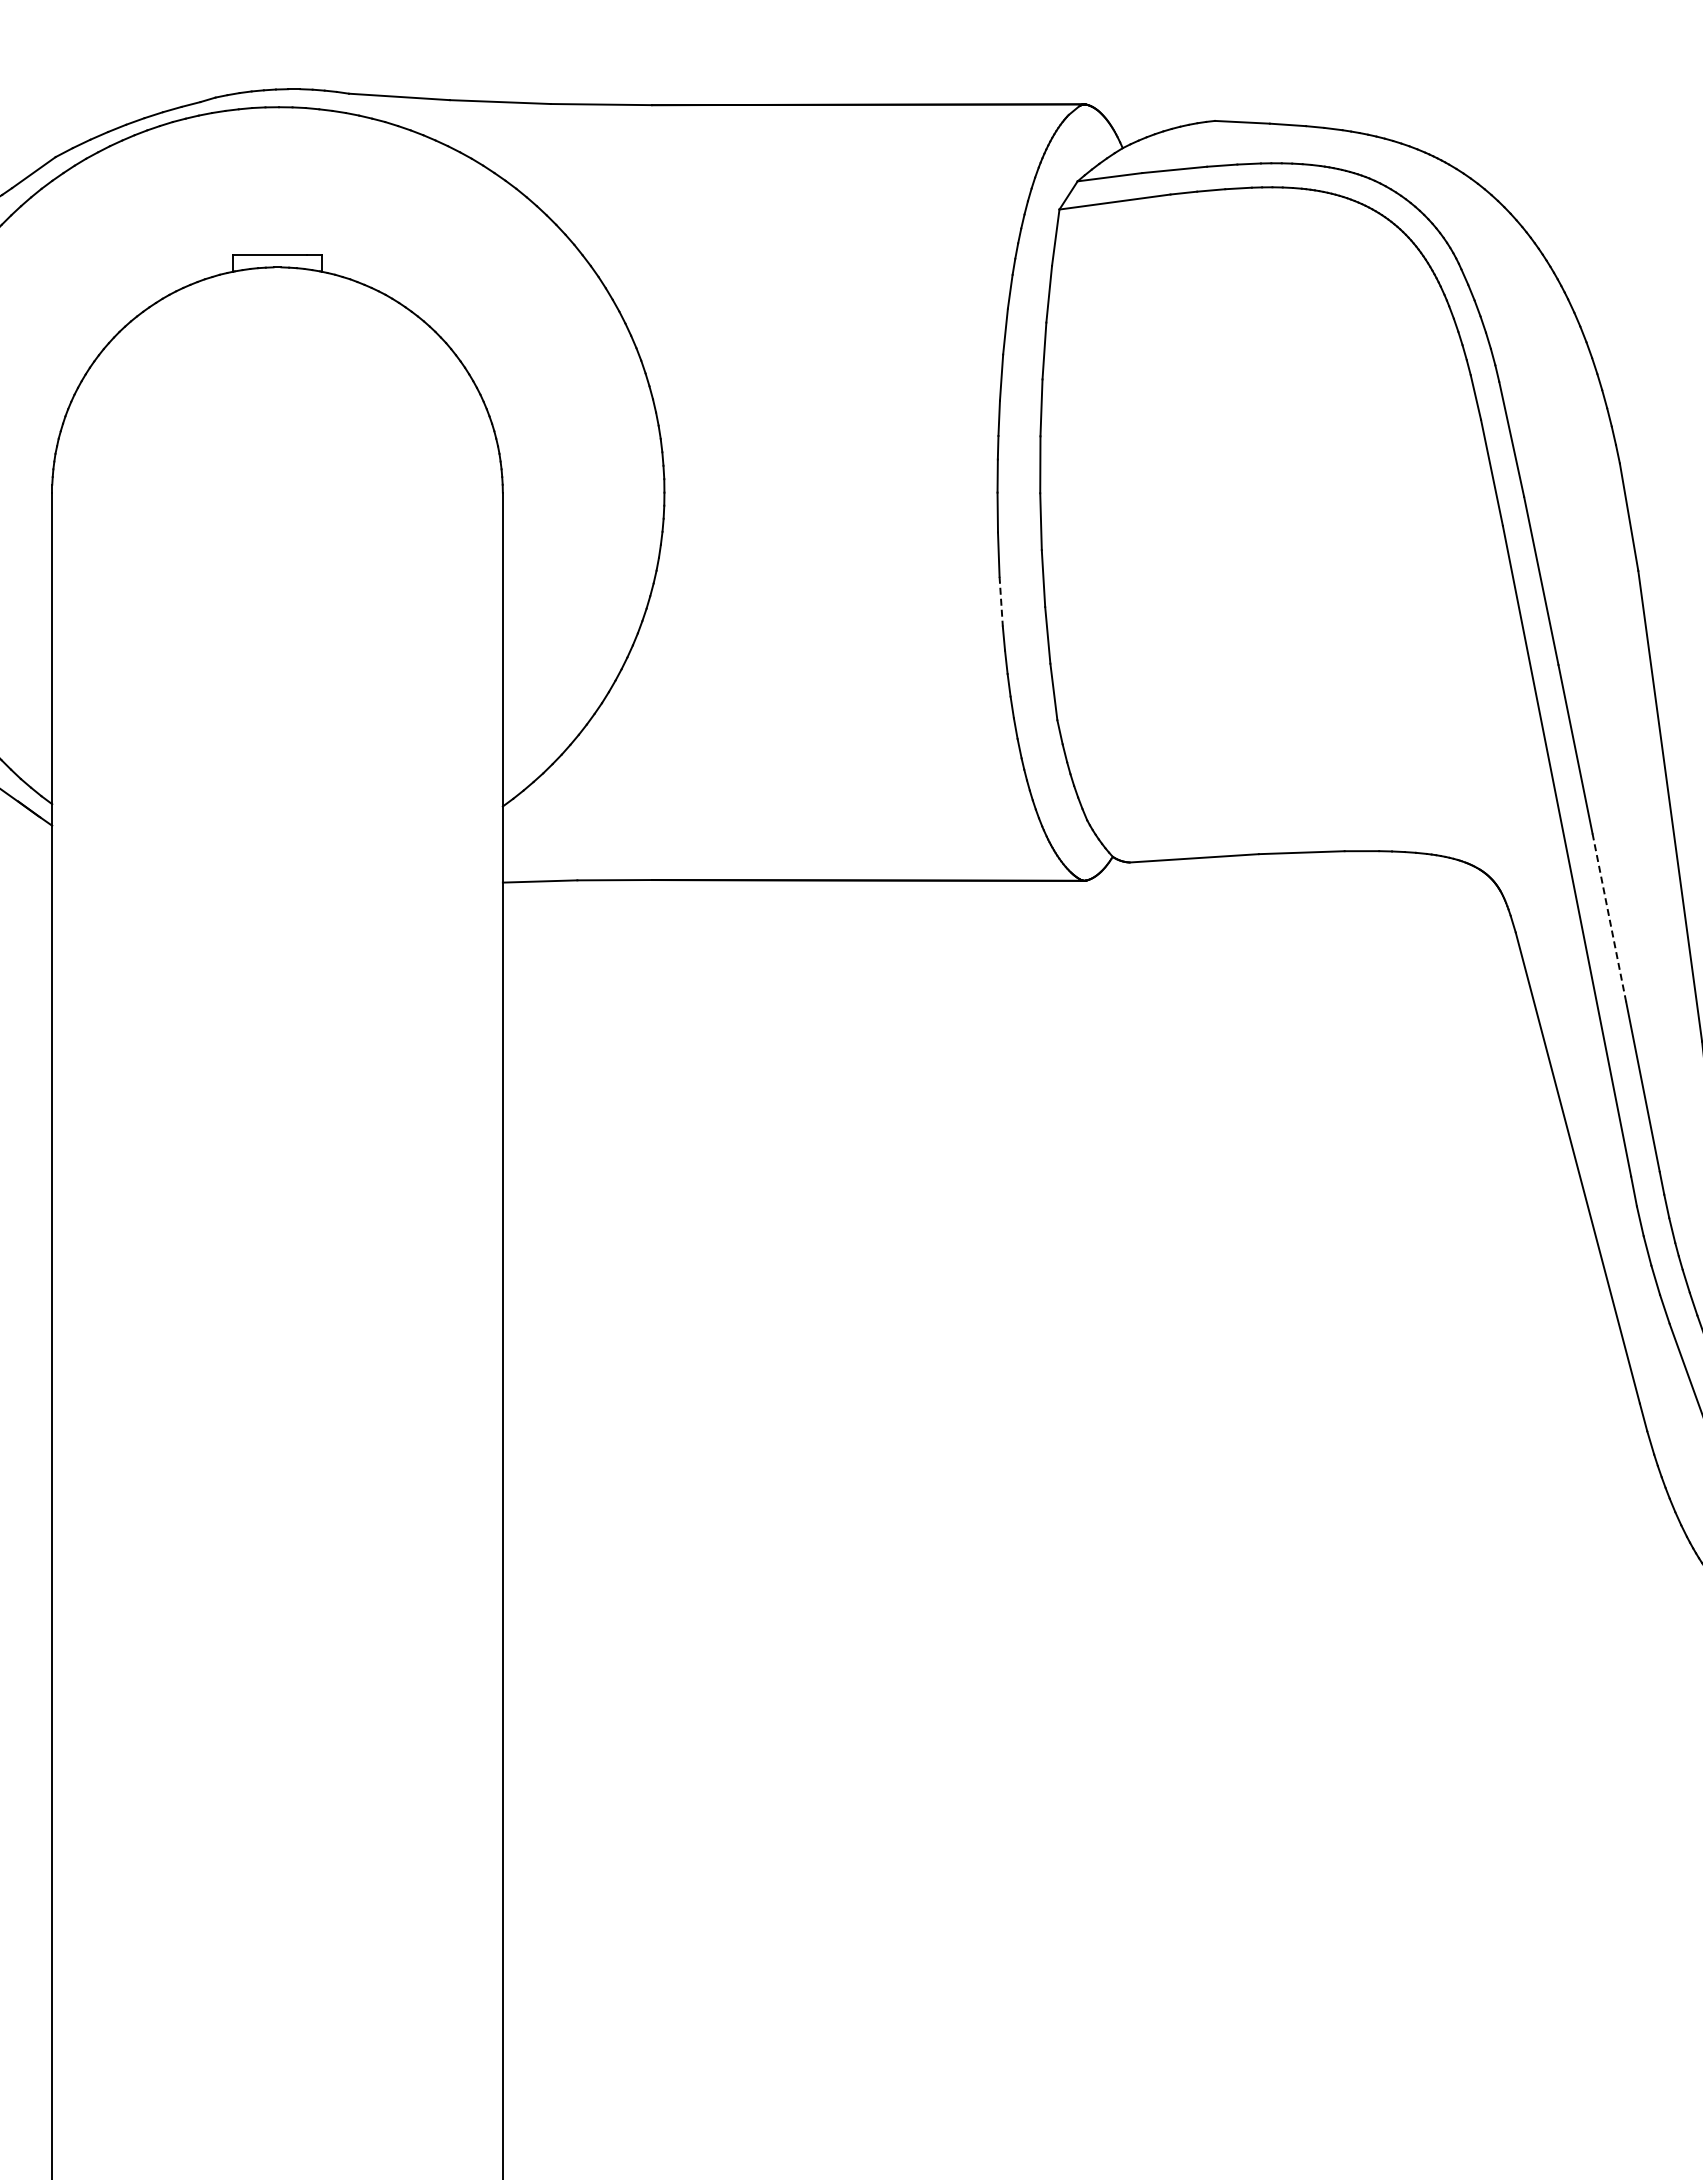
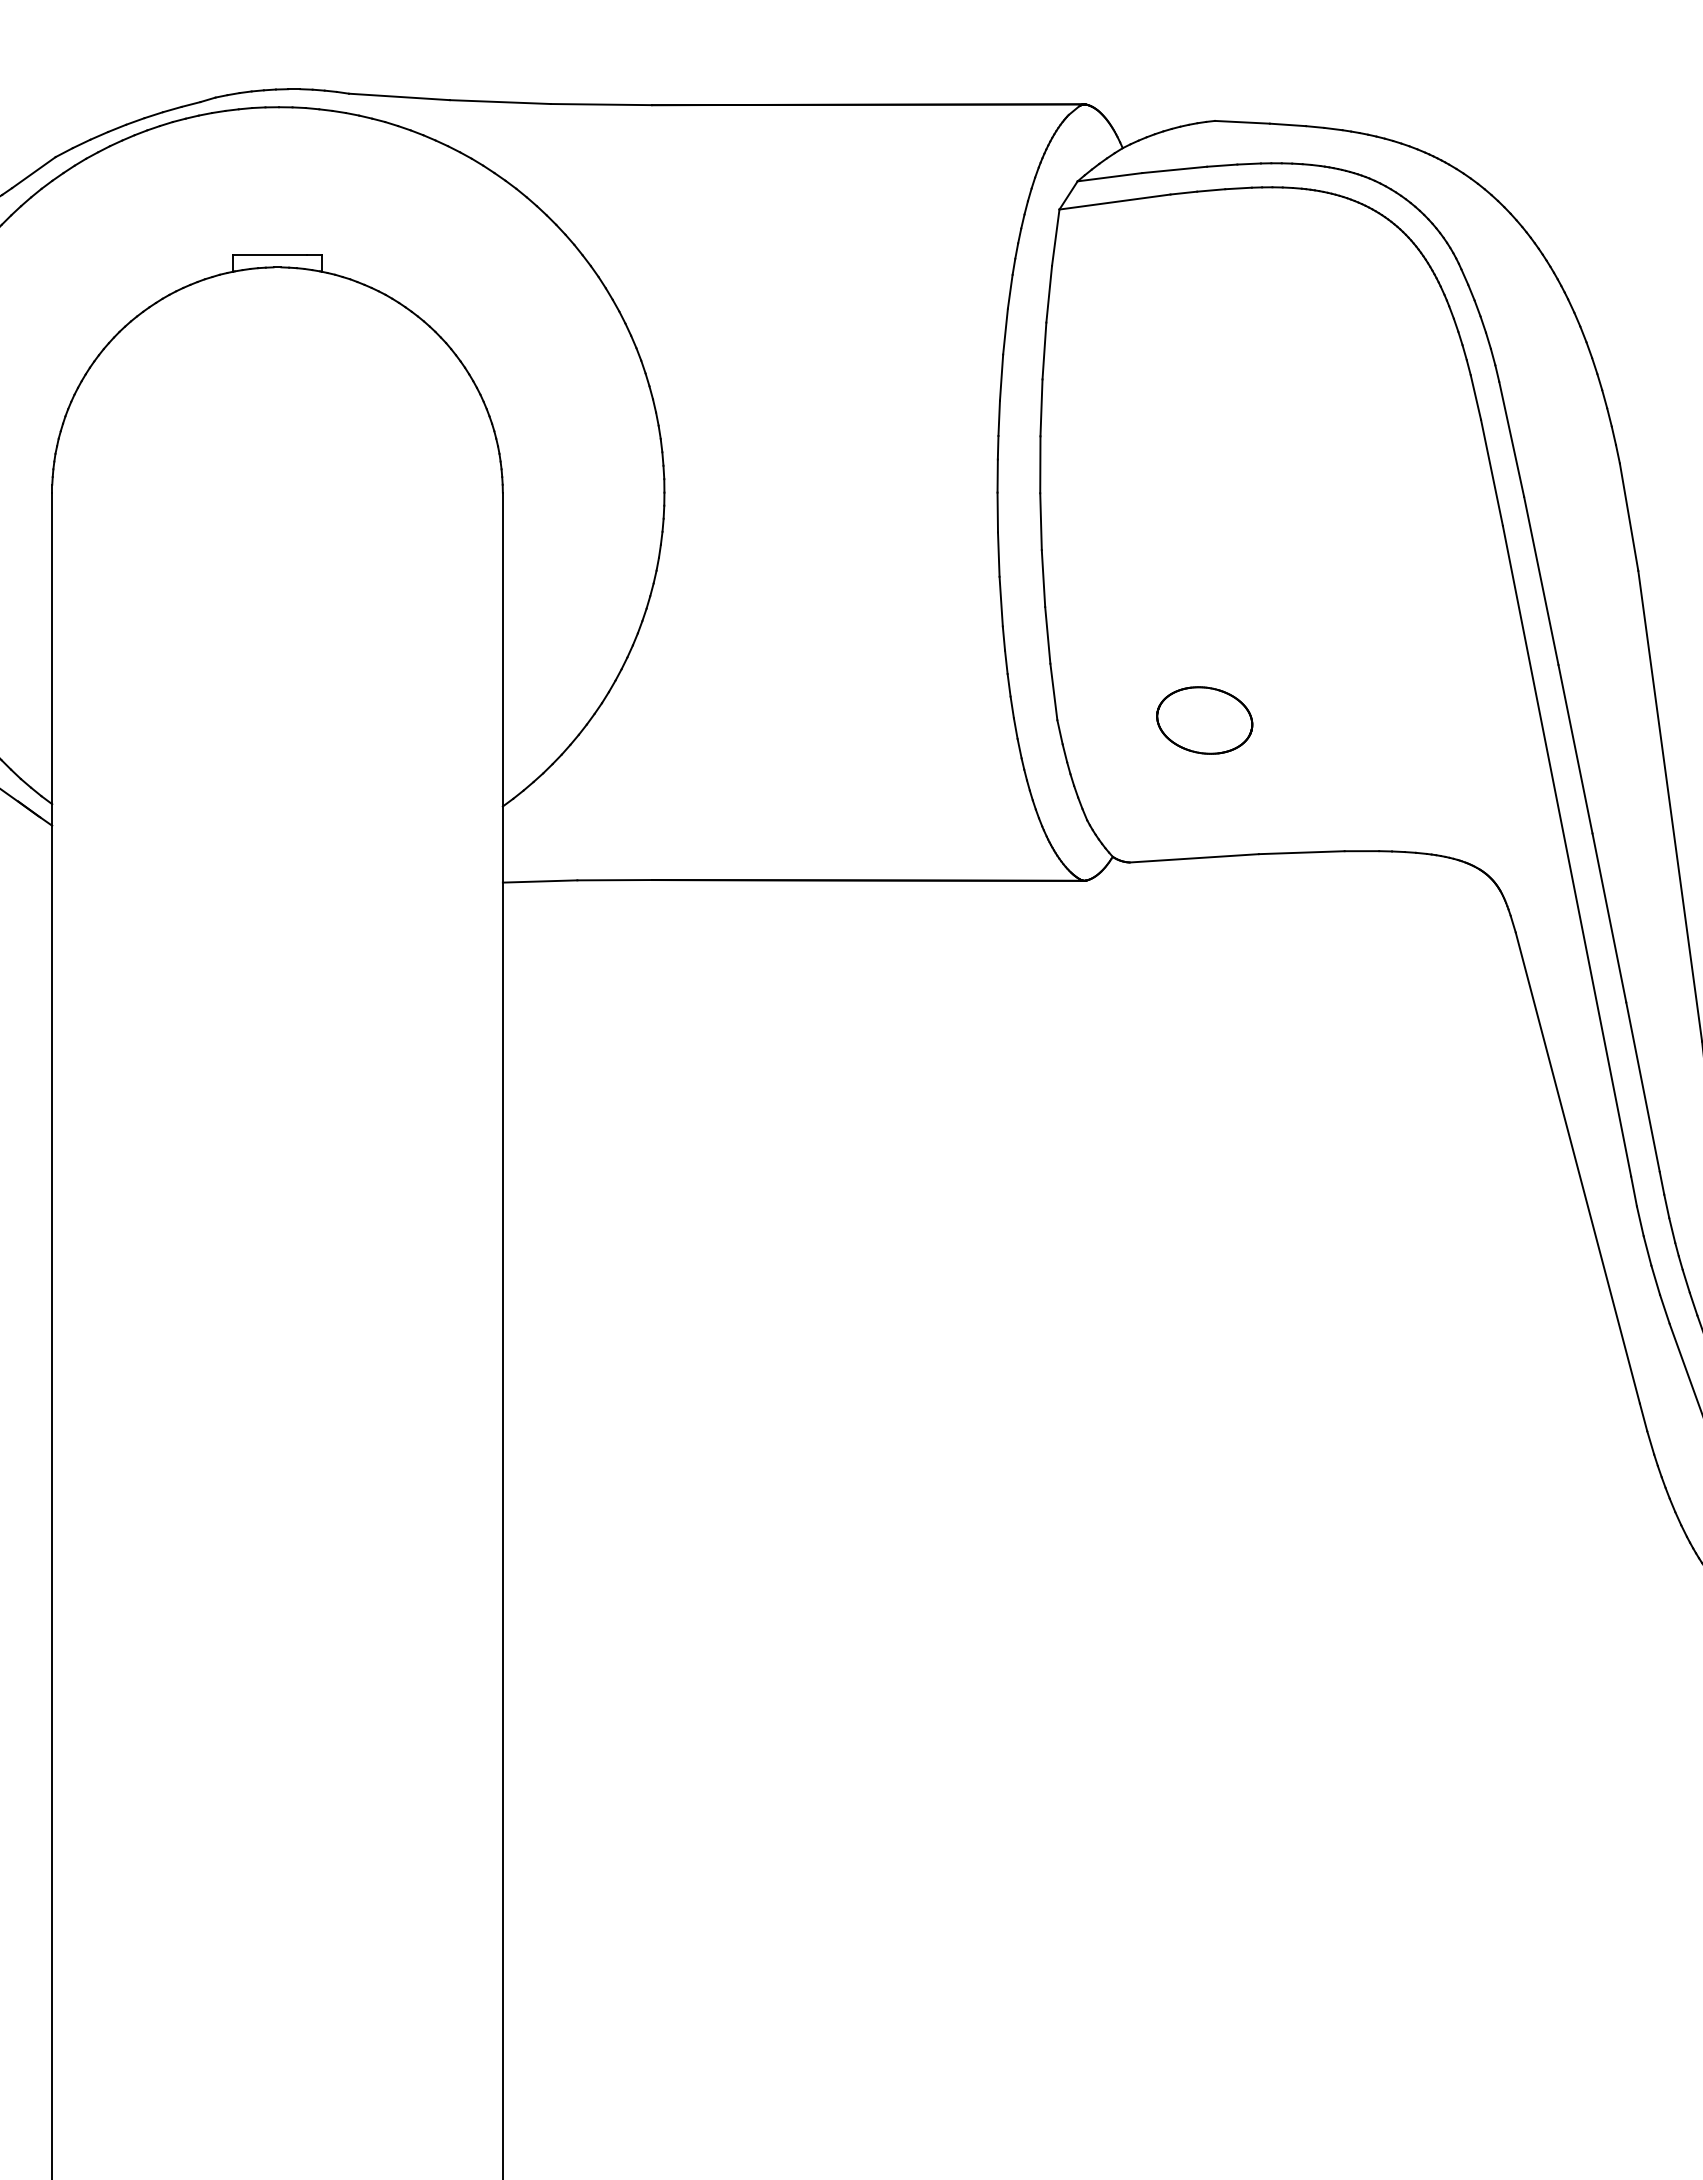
line: dashed -> solid (1001, 601)
part: none -> present (1204, 720)
line: dashed -> solid (1609, 918)
